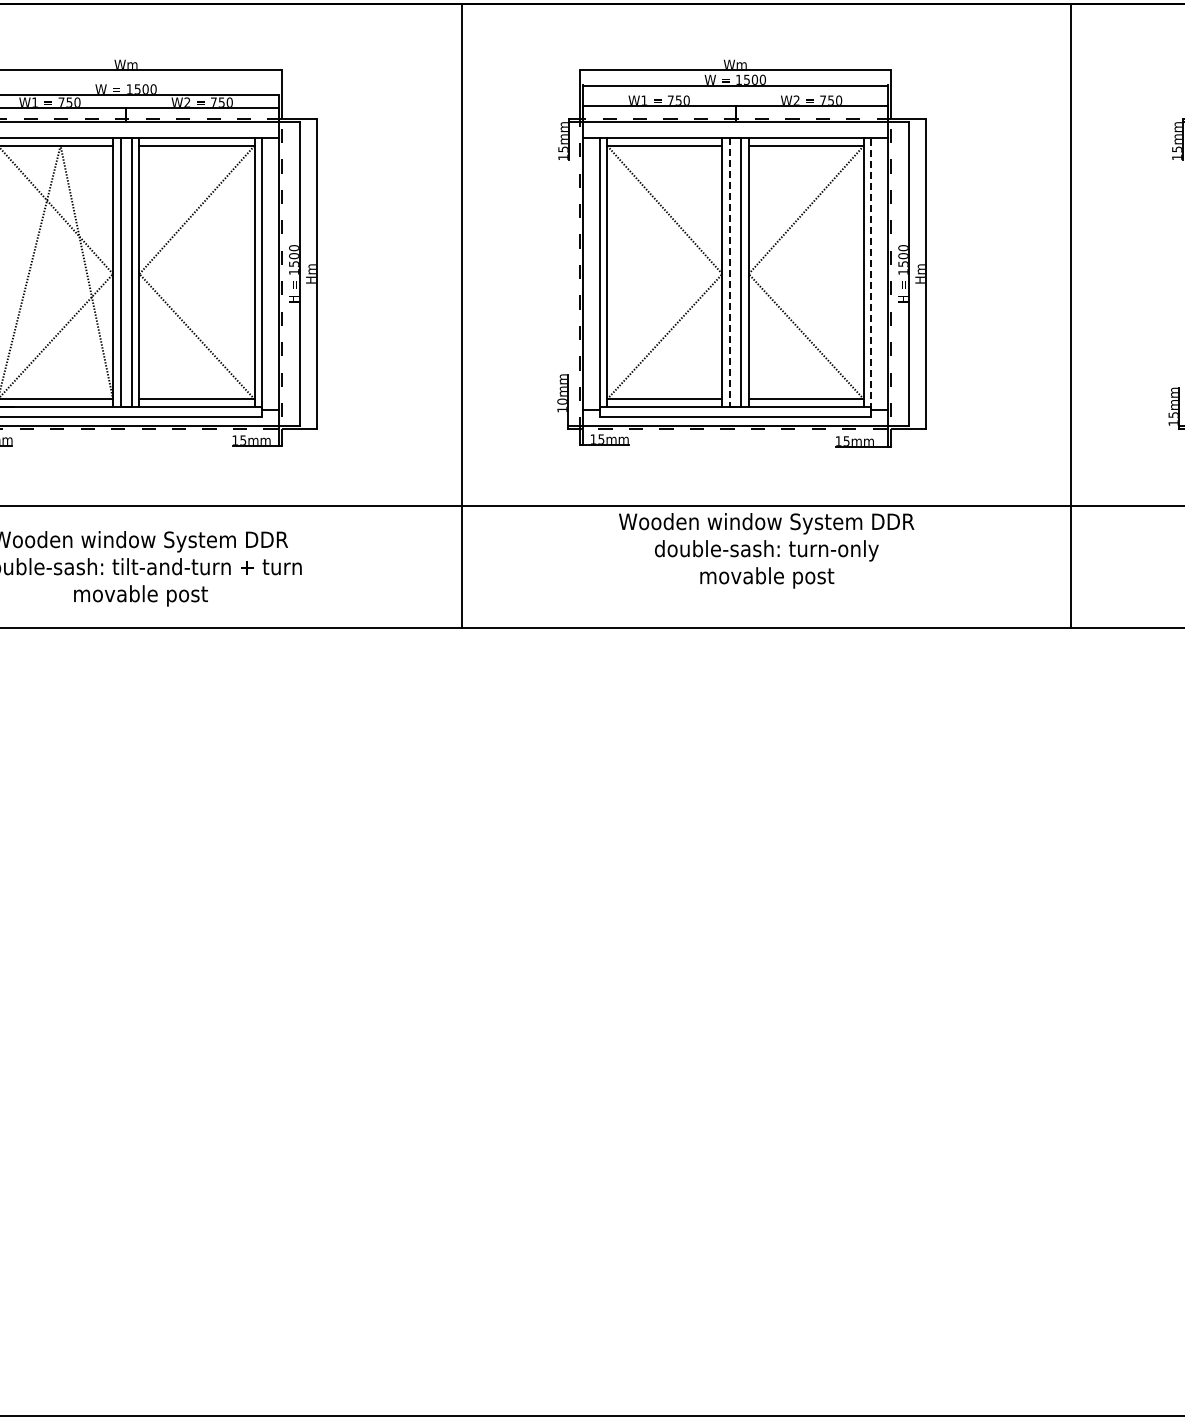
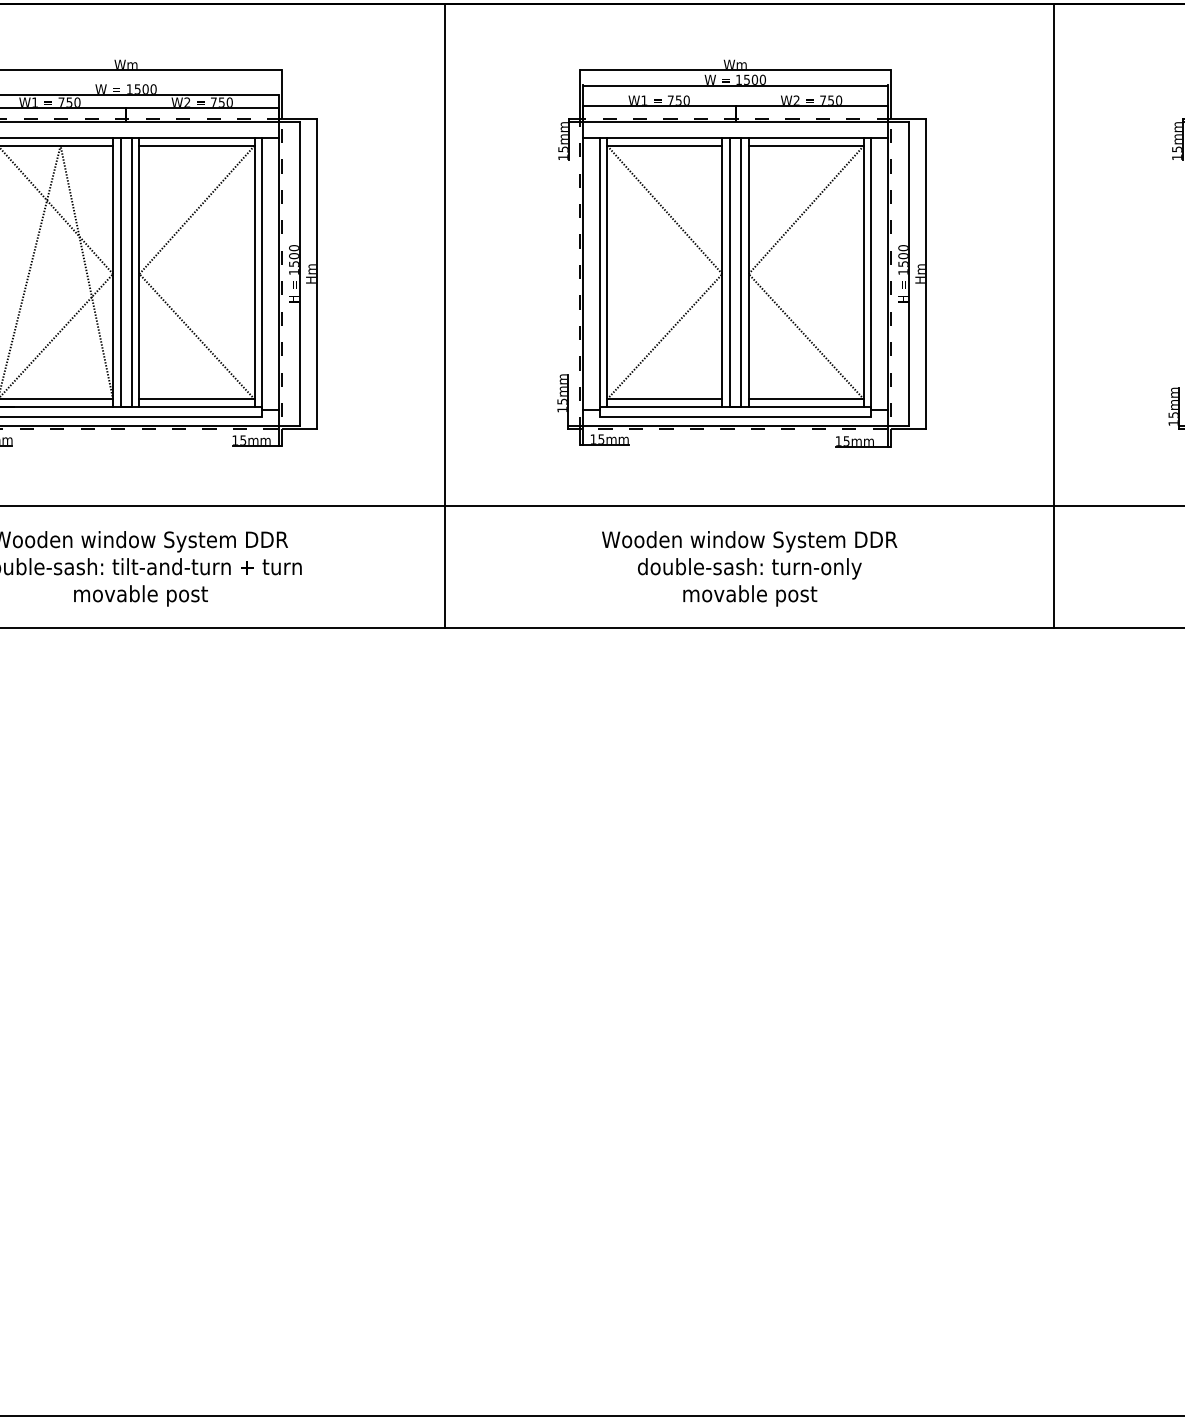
line: dashed -> solid (729, 273)
line: dashed -> solid (871, 274)
line position: (462, 315) -> (445, 315) (445, 315)
line position: (1071, 315) -> (1054, 315) (1054, 315)
text: 10mm -> 15mm (561, 401)
text position: (766, 550) -> (749, 568) (749, 568)
